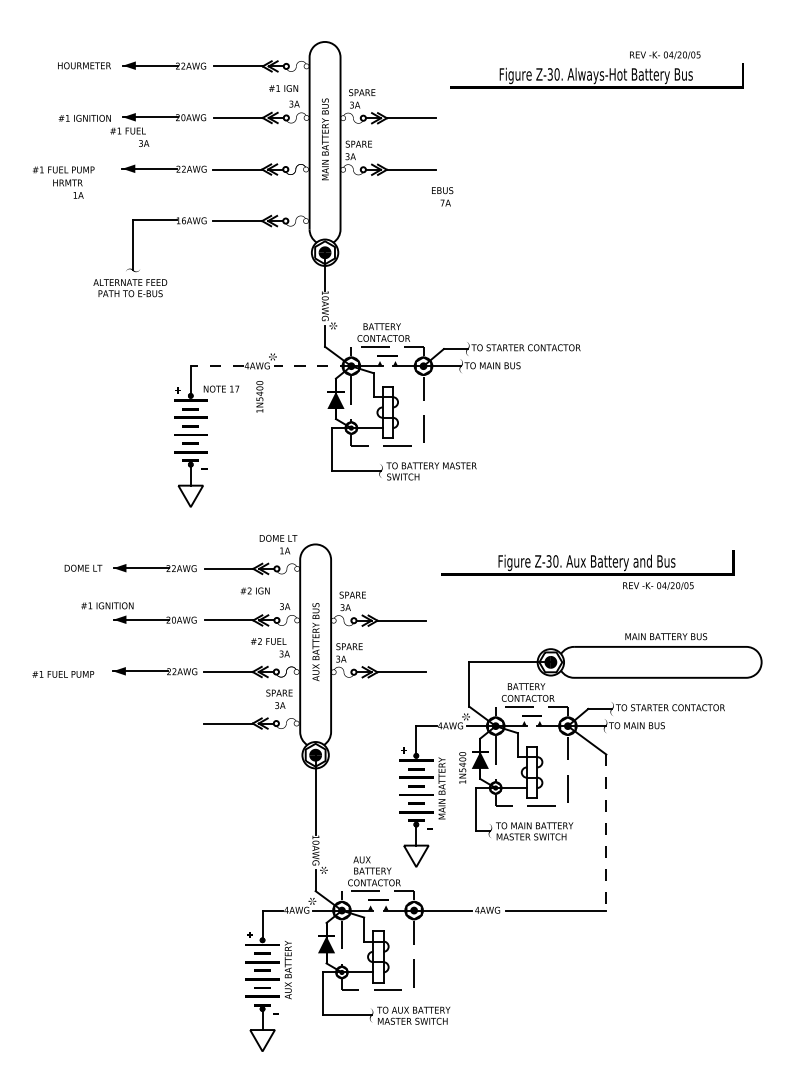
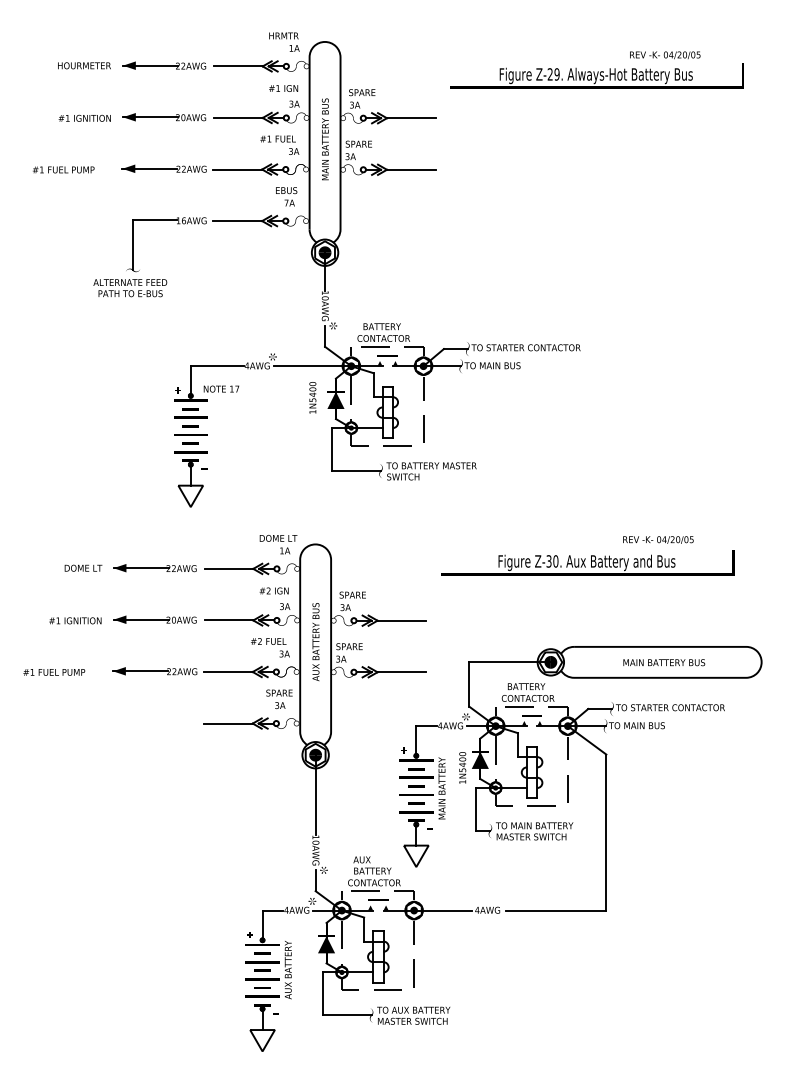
text: Z-30. -> Z-29. (553, 74)
text position: (129, 136) -> (279, 144) (279, 144)
text position: (68, 188) -> (284, 41) (284, 41)
text position: (442, 196) -> (286, 196) (286, 196)
line: dashed -> solid (217, 366)
line: dashed -> solid (312, 366)
text position: (259, 396) -> (312, 397) (312, 397)
text position: (658, 585) -> (658, 539) (658, 539)
text position: (254, 590) -> (273, 590) (273, 590)
text position: (107, 605) -> (75, 620) (75, 620)
text position: (666, 636) -> (664, 662) (664, 662)
text position: (63, 674) -> (54, 672) (54, 672)
line: dashed -> solid (606, 833)
